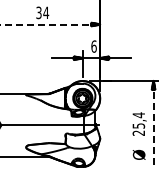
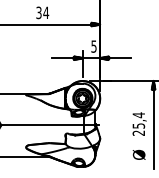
line: dashed -> solid (50, 24)
text: 6 -> 5 (93, 46)
line: dashed -> solid (153, 124)
